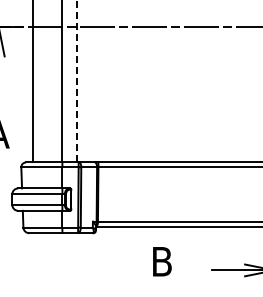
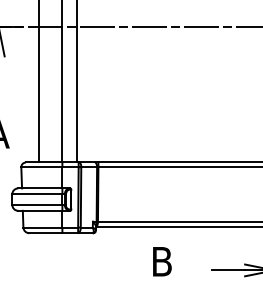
line: dashed -> solid (77, 81)
line position: (32, 82) -> (38, 82) (38, 82)
